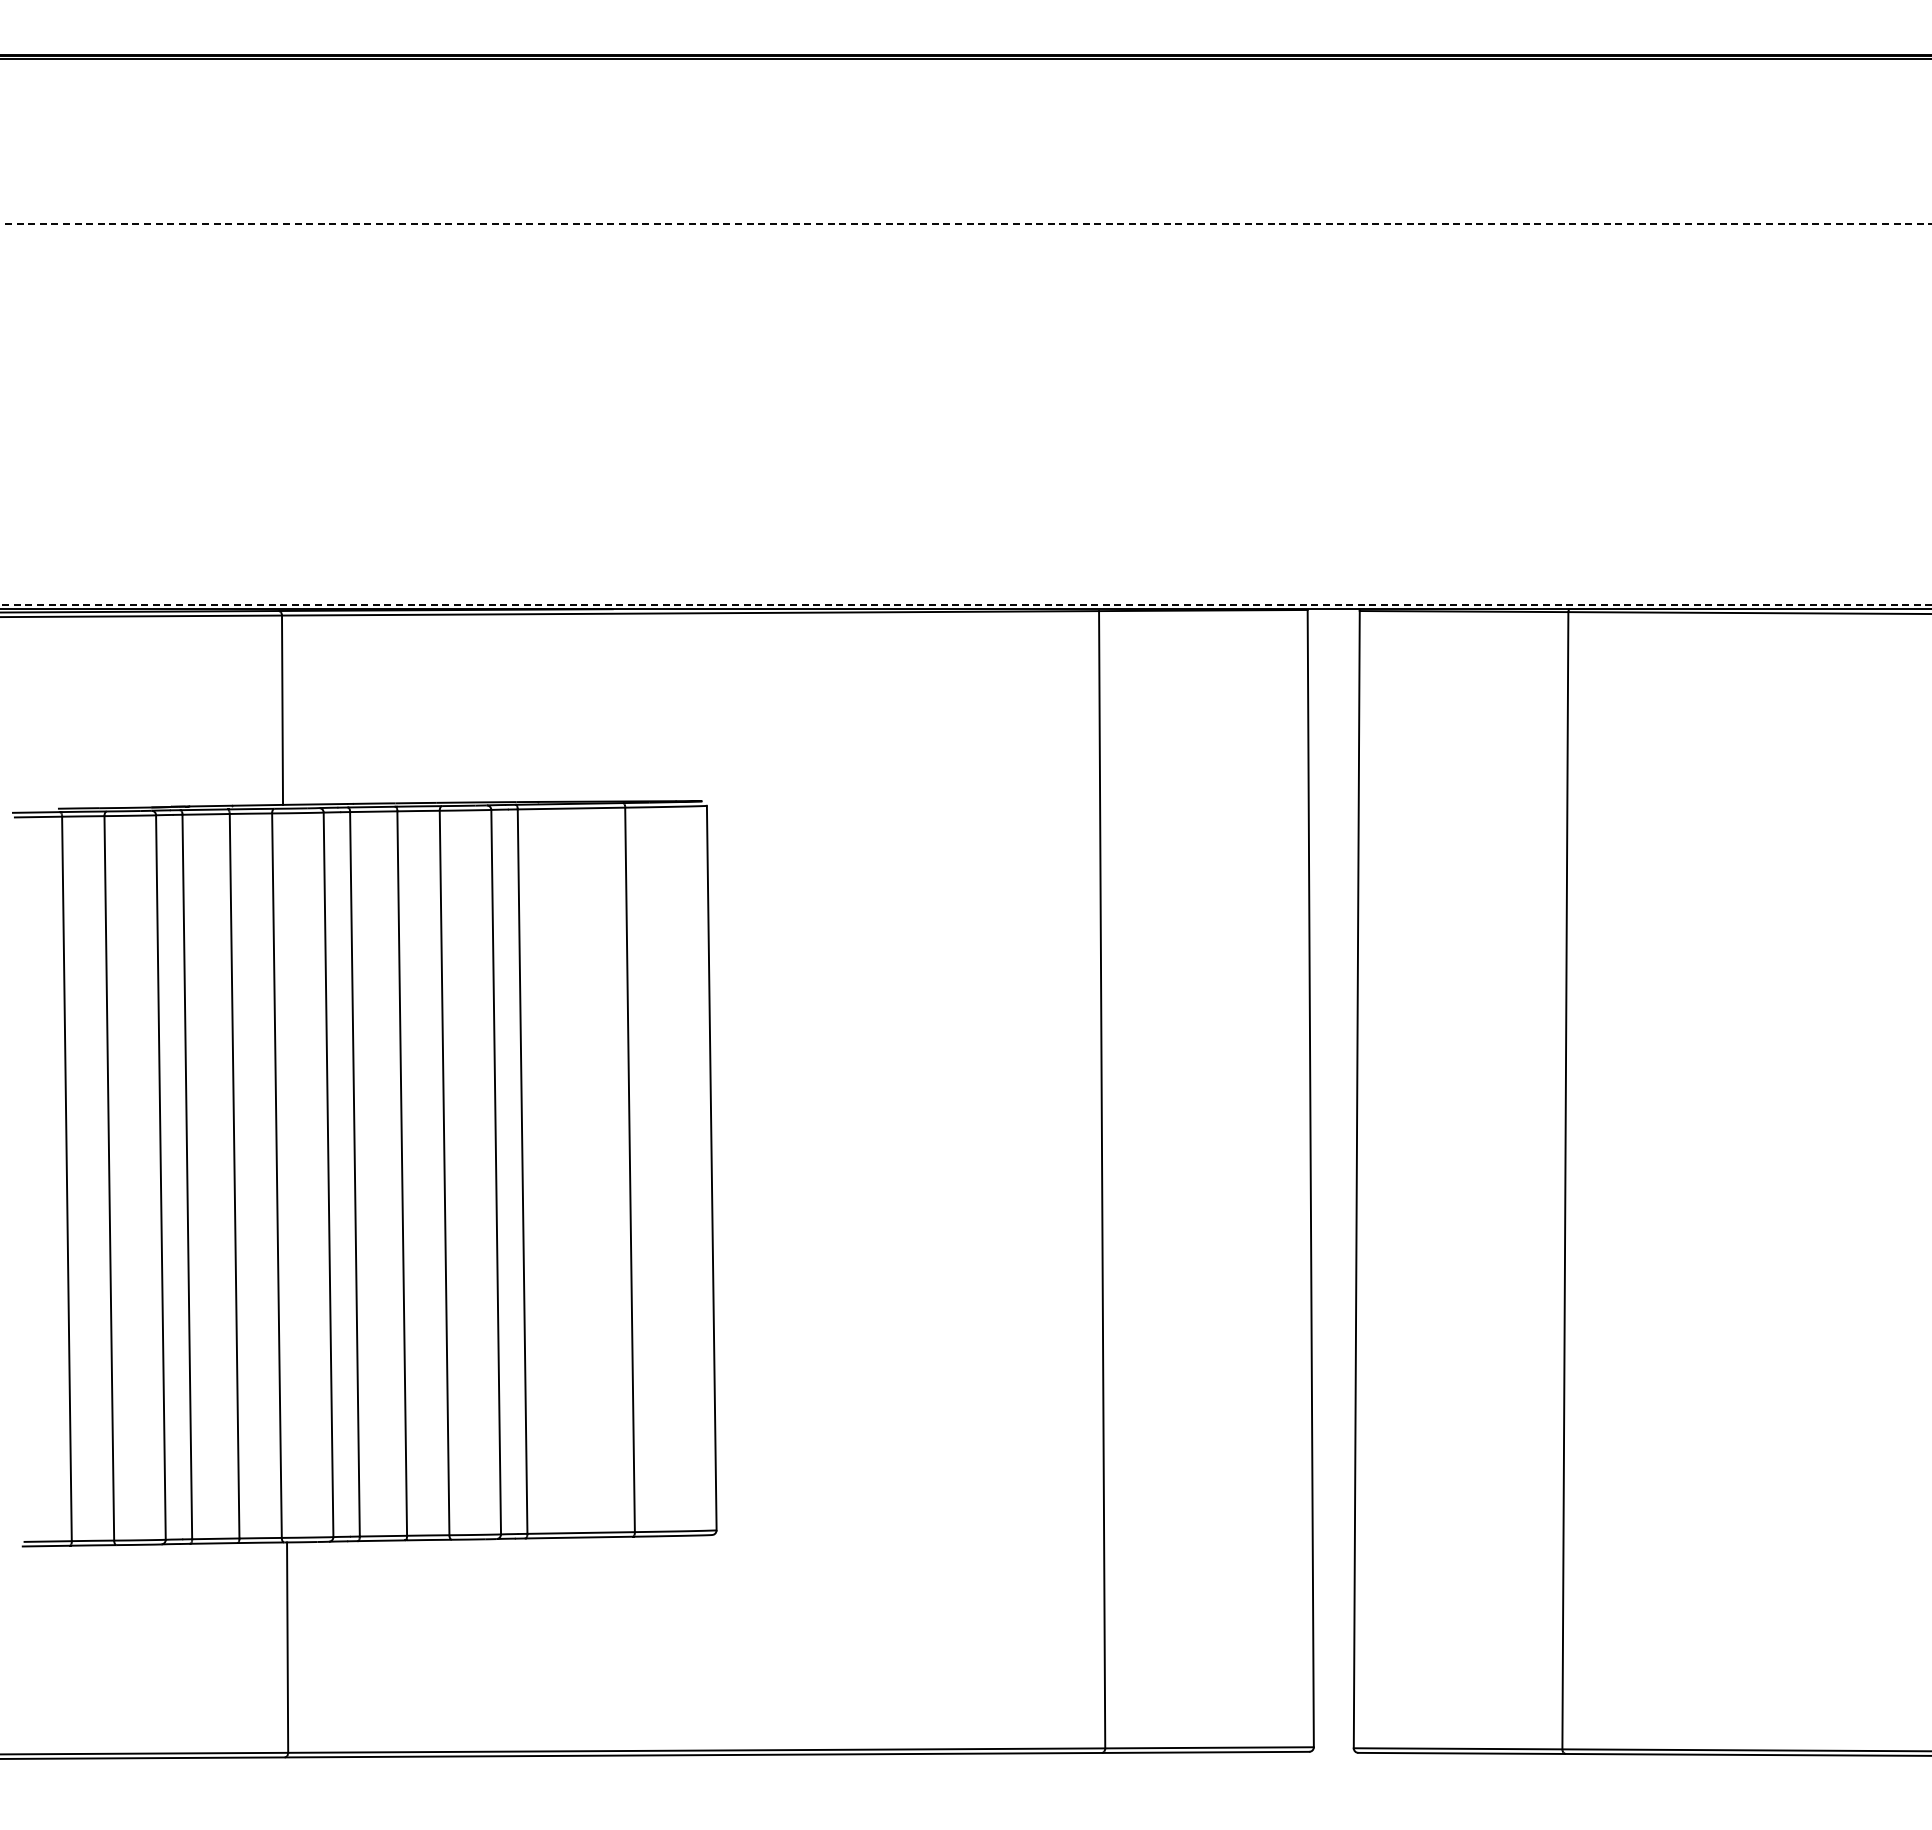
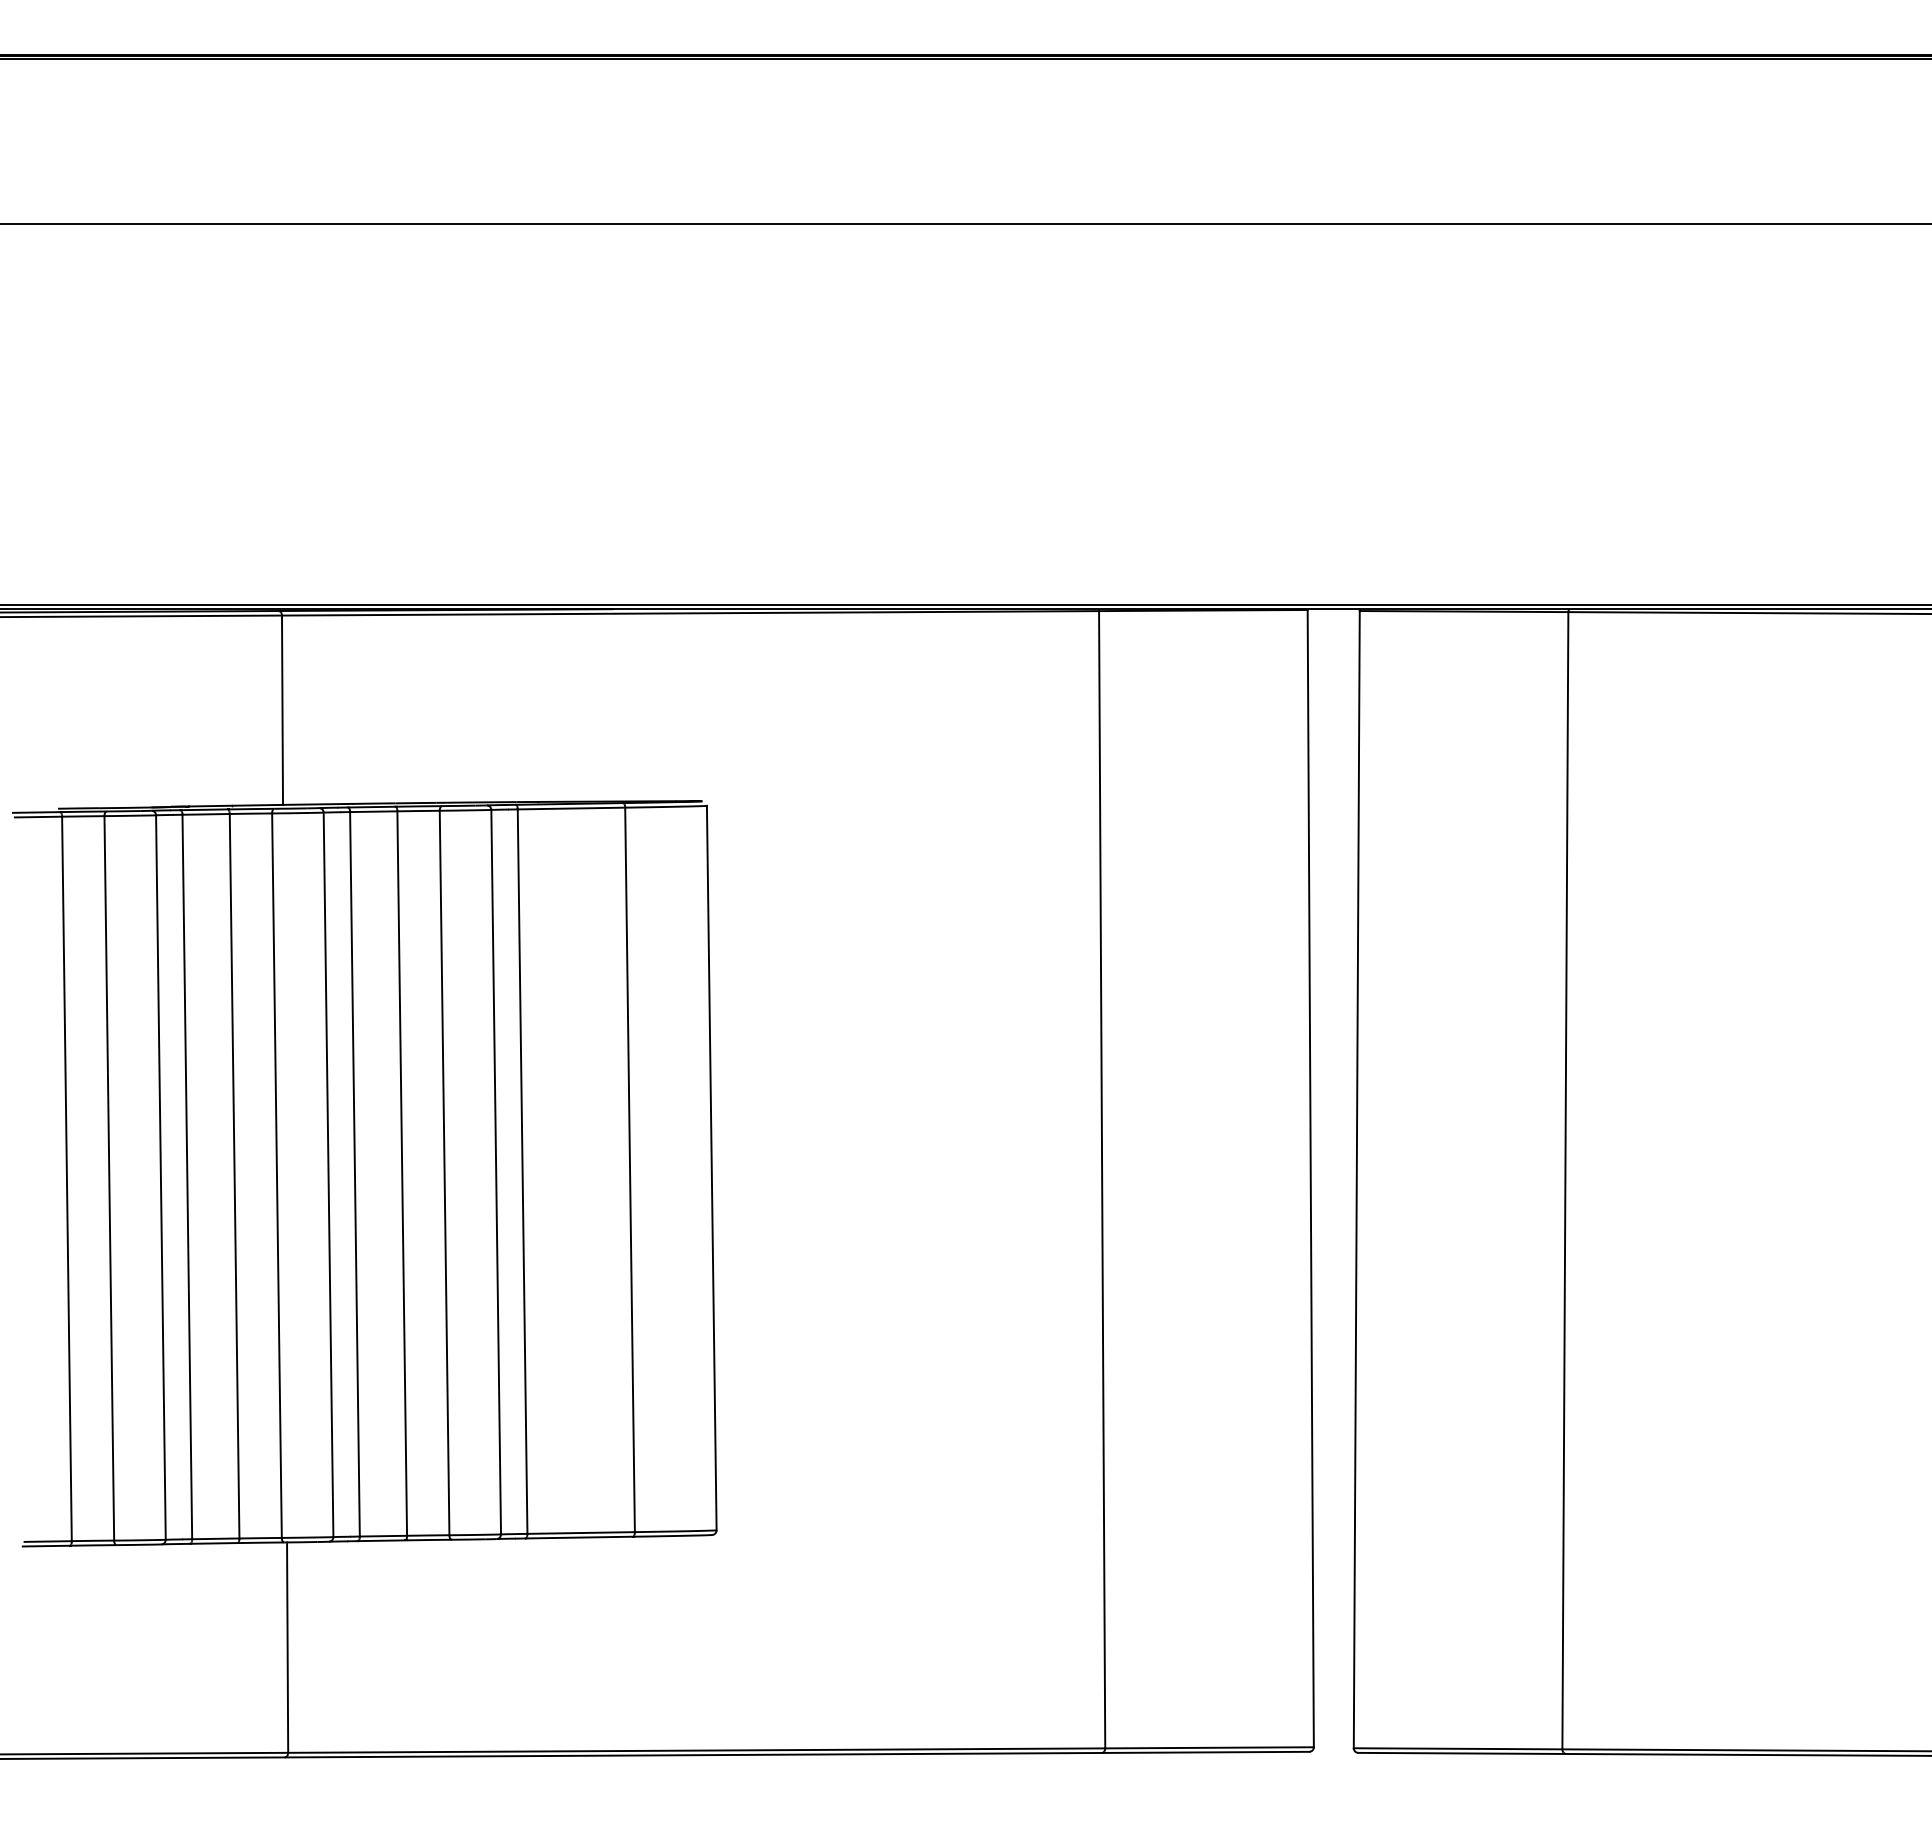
line: dashed -> solid (966, 223)
line: dashed -> solid (966, 604)
